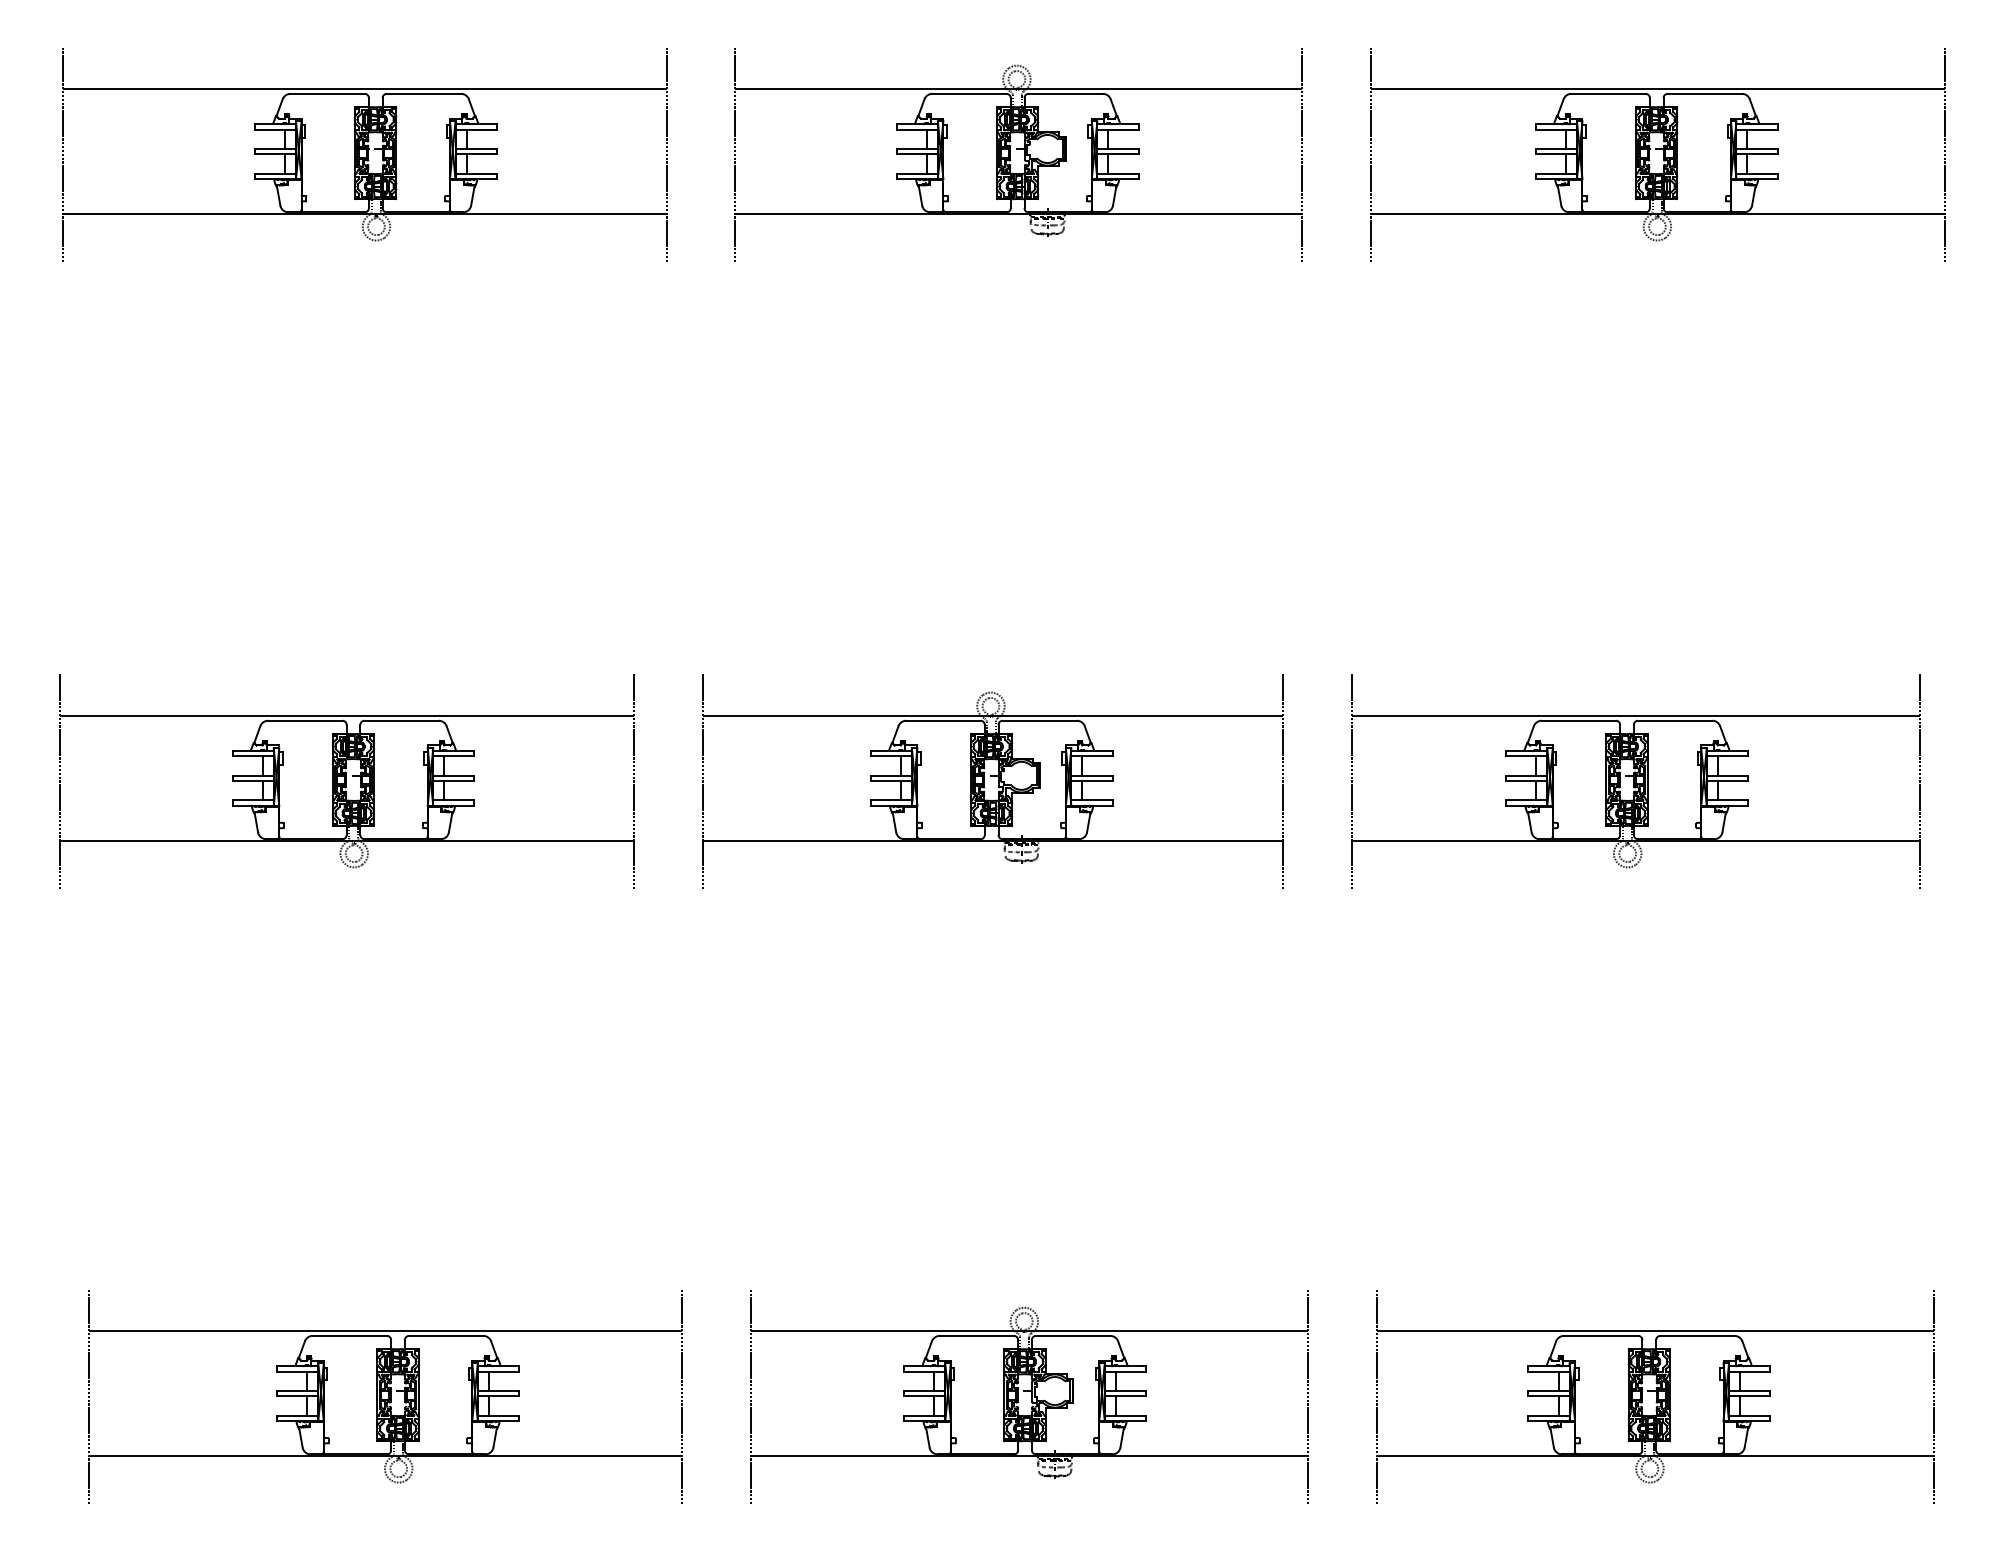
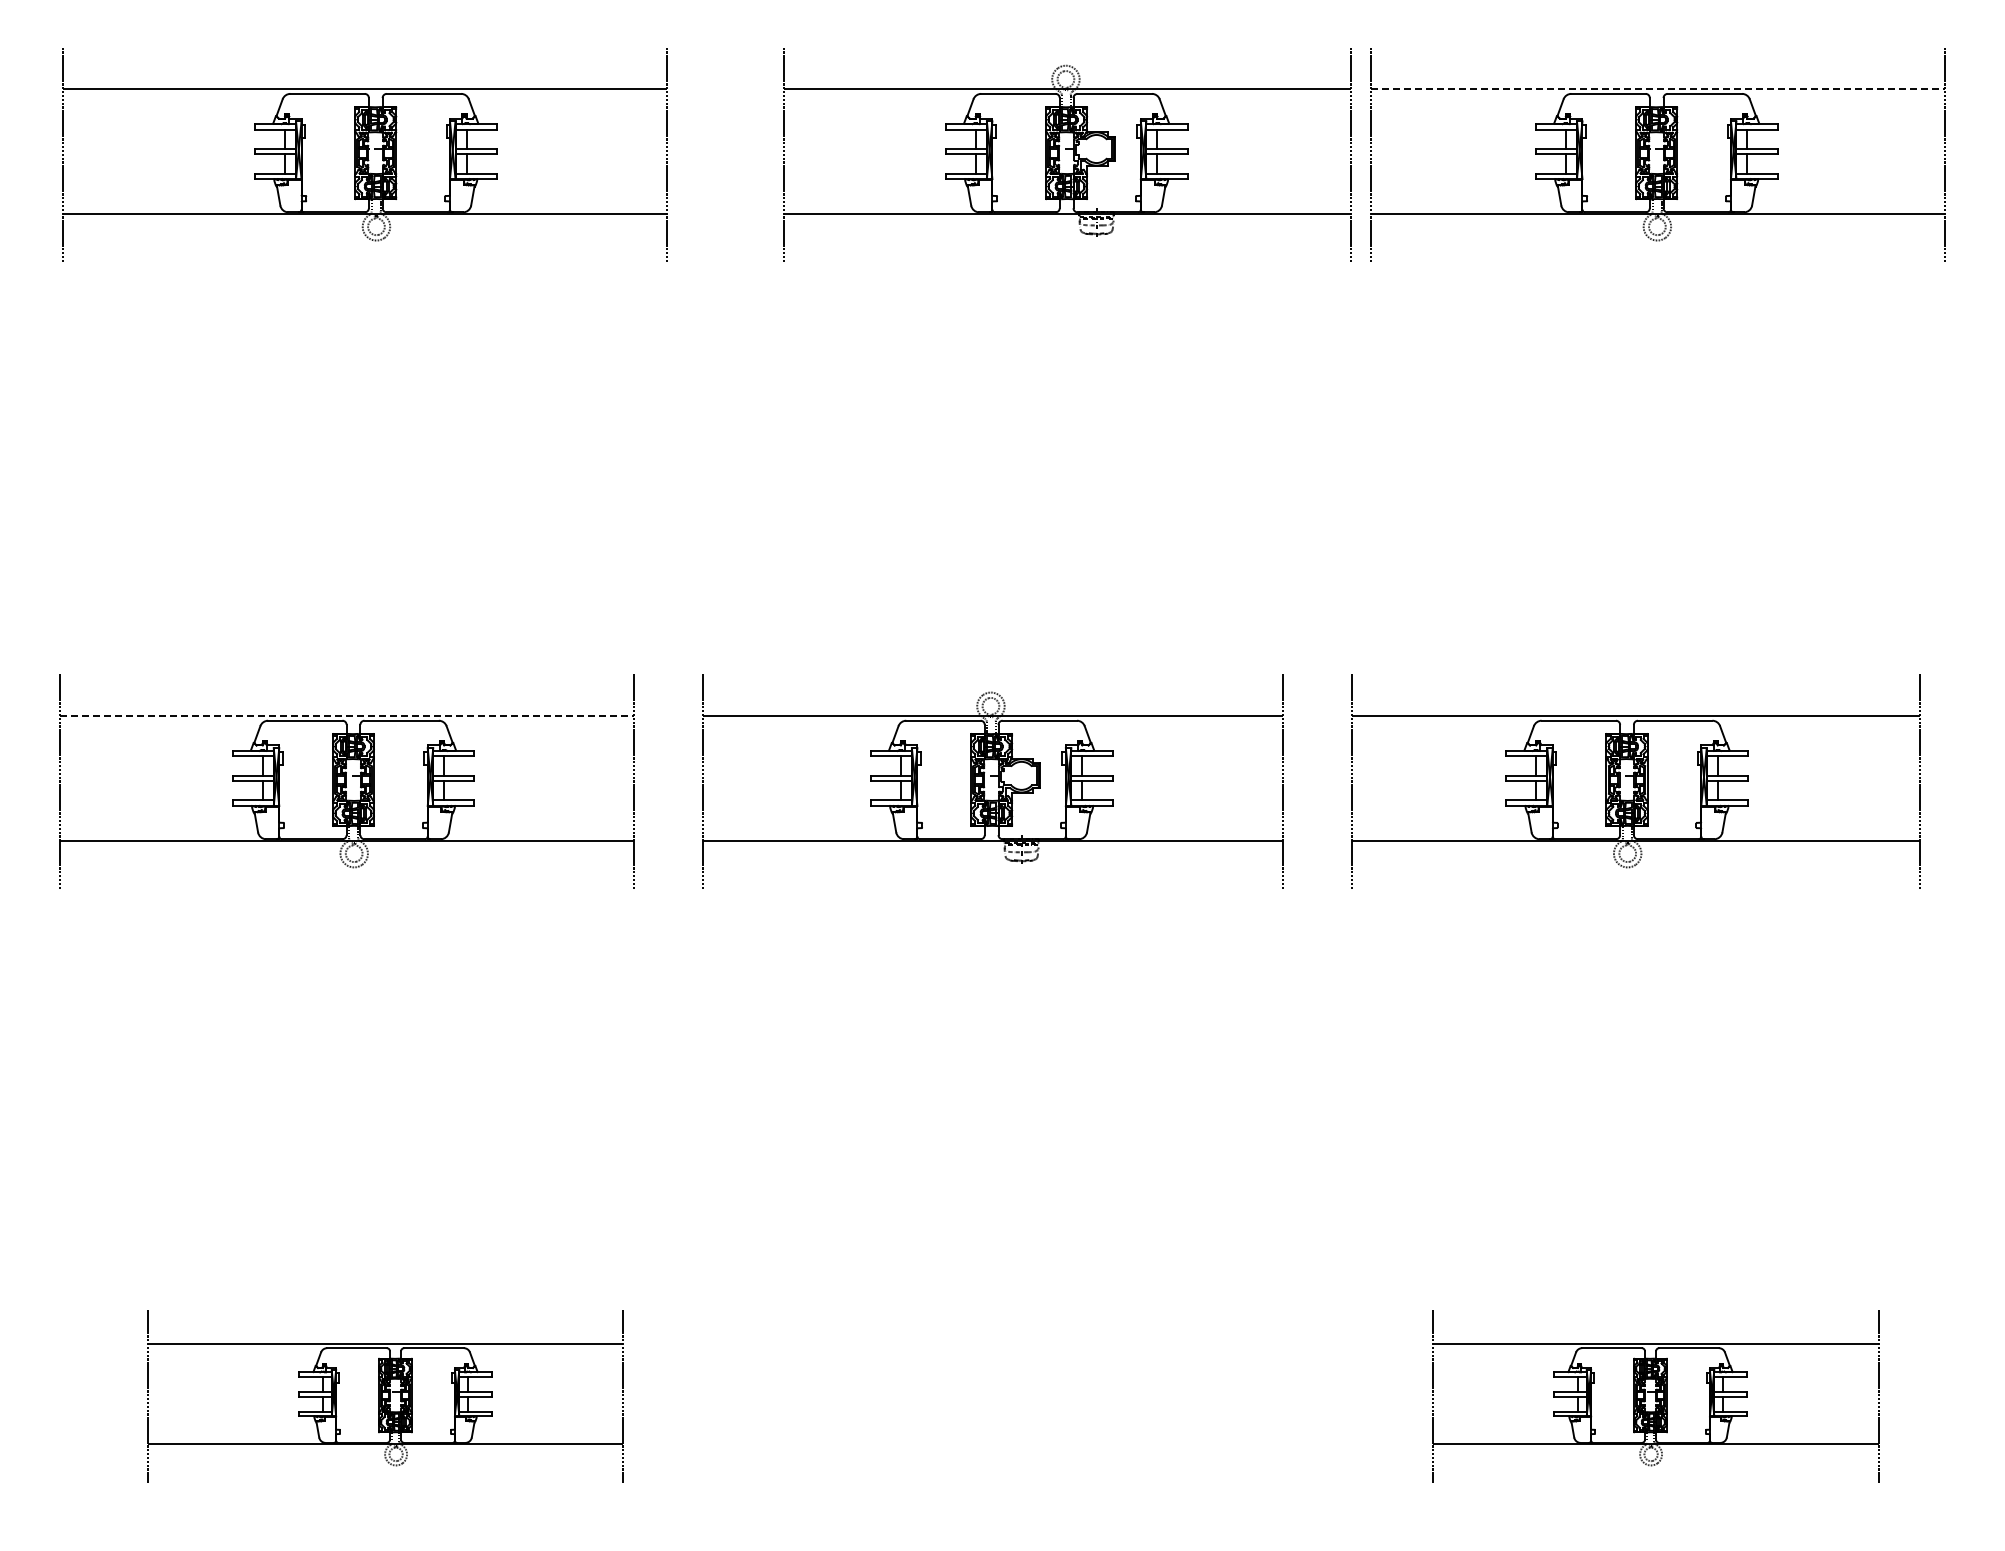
line: solid -> dashed (1657, 89)
part position: (1018, 154) -> (1067, 154) (1067, 154)
line: solid -> dashed (347, 715)
part size: 595x214 px -> 477x173 px (385, 1396)
part: present -> none (1029, 1396)
part size: 559x214 px -> 448x173 px (1655, 1396)
